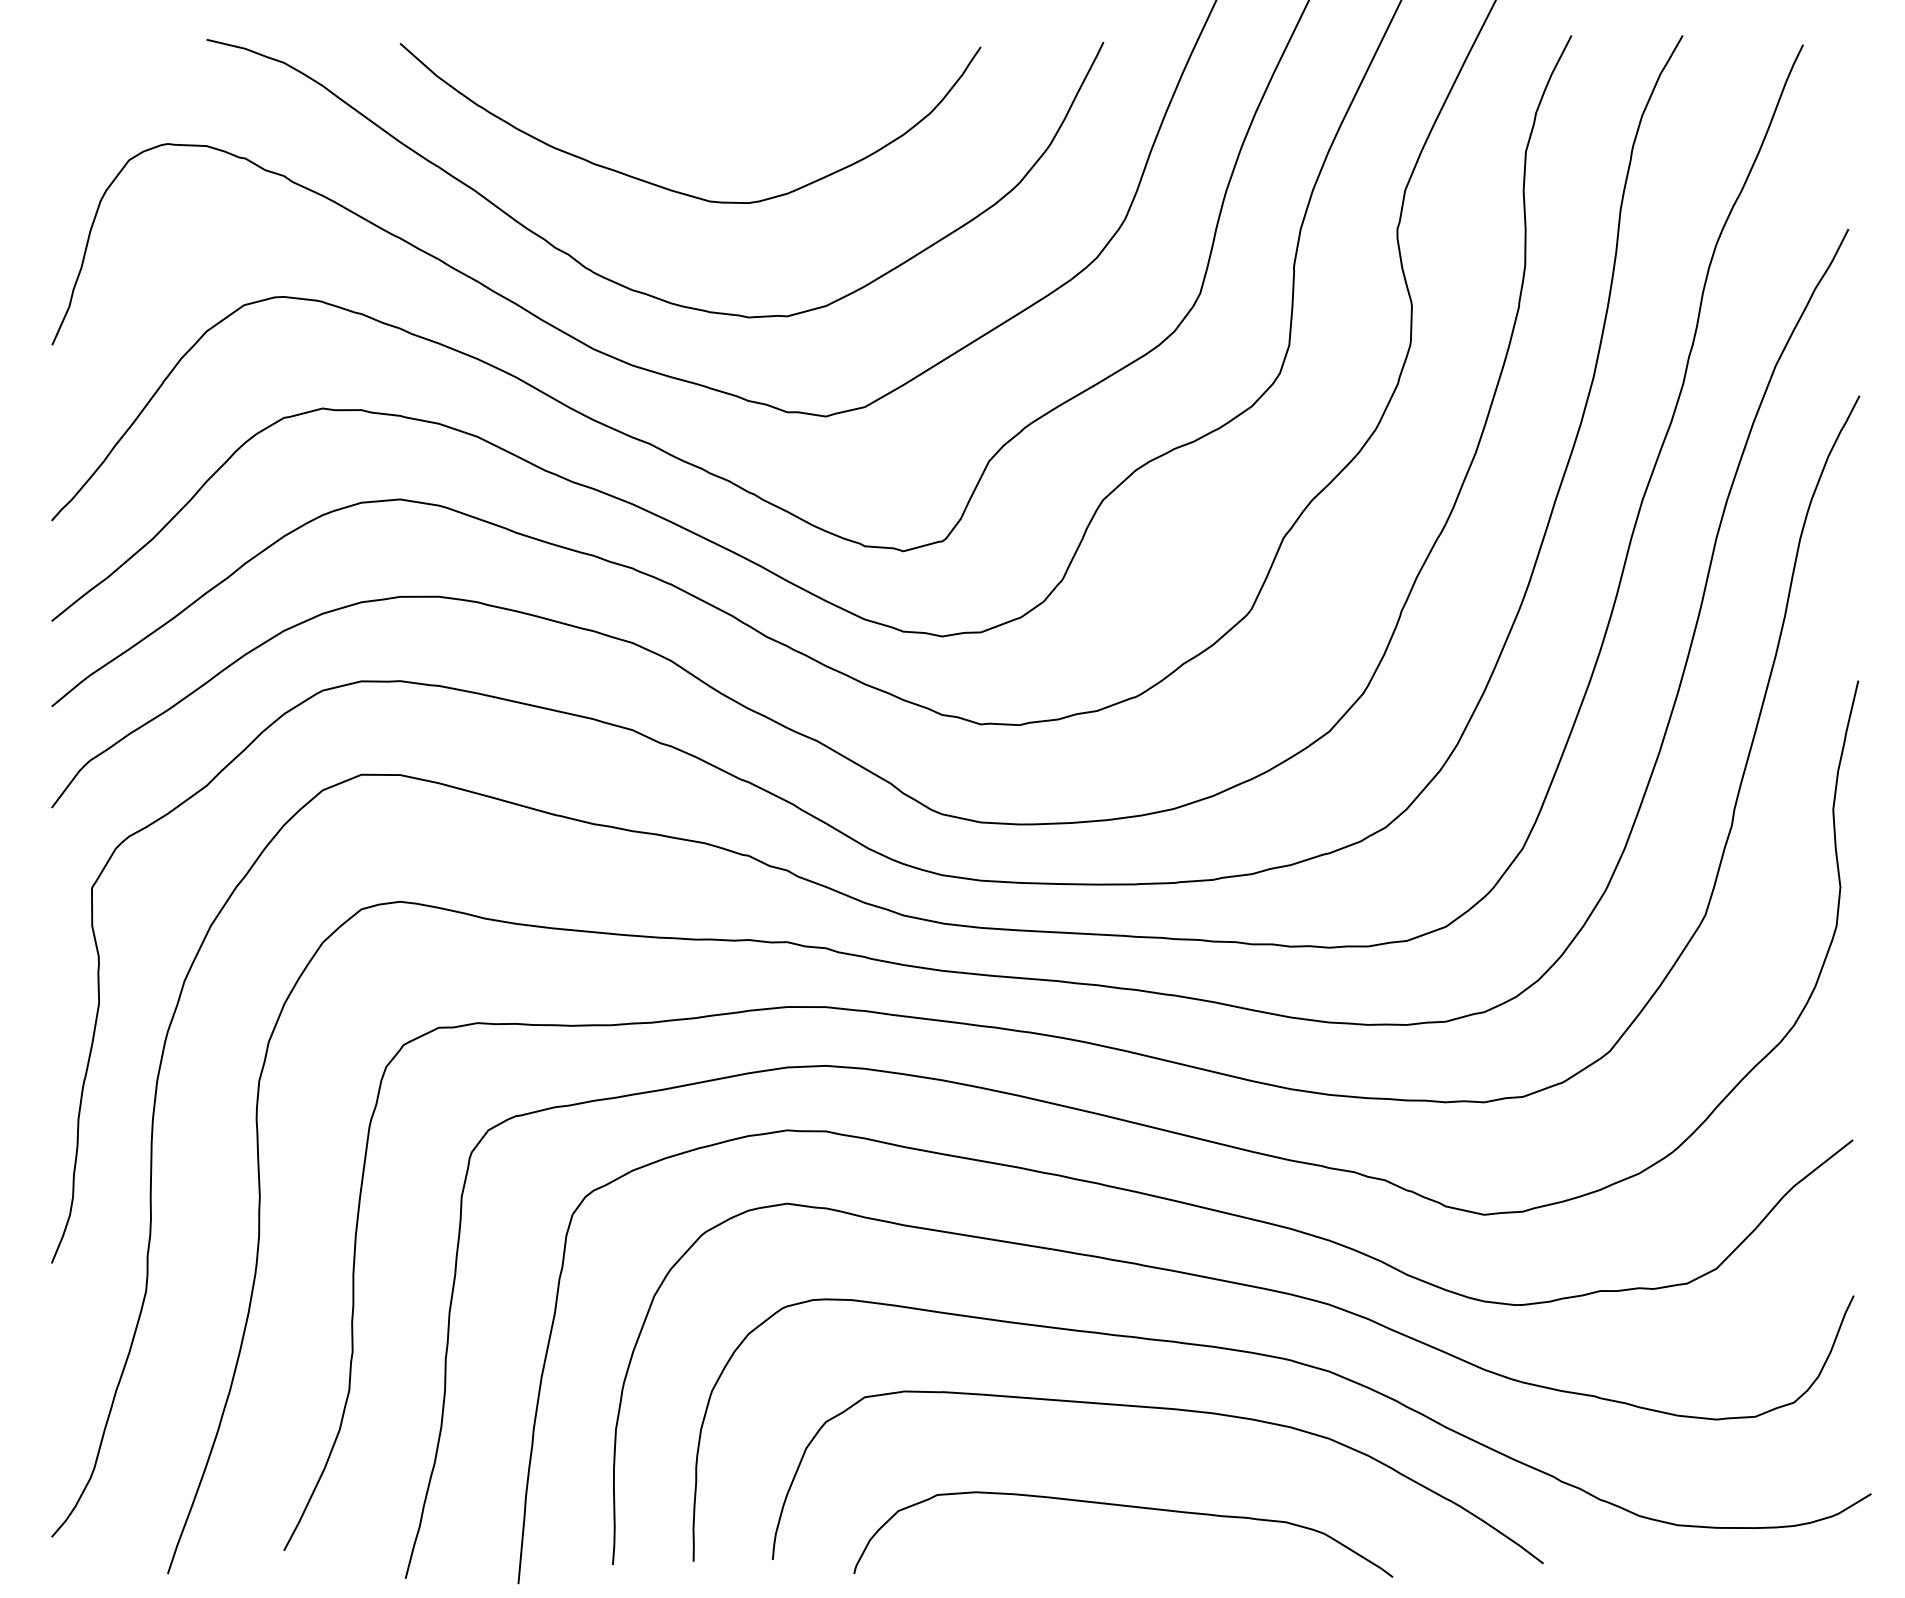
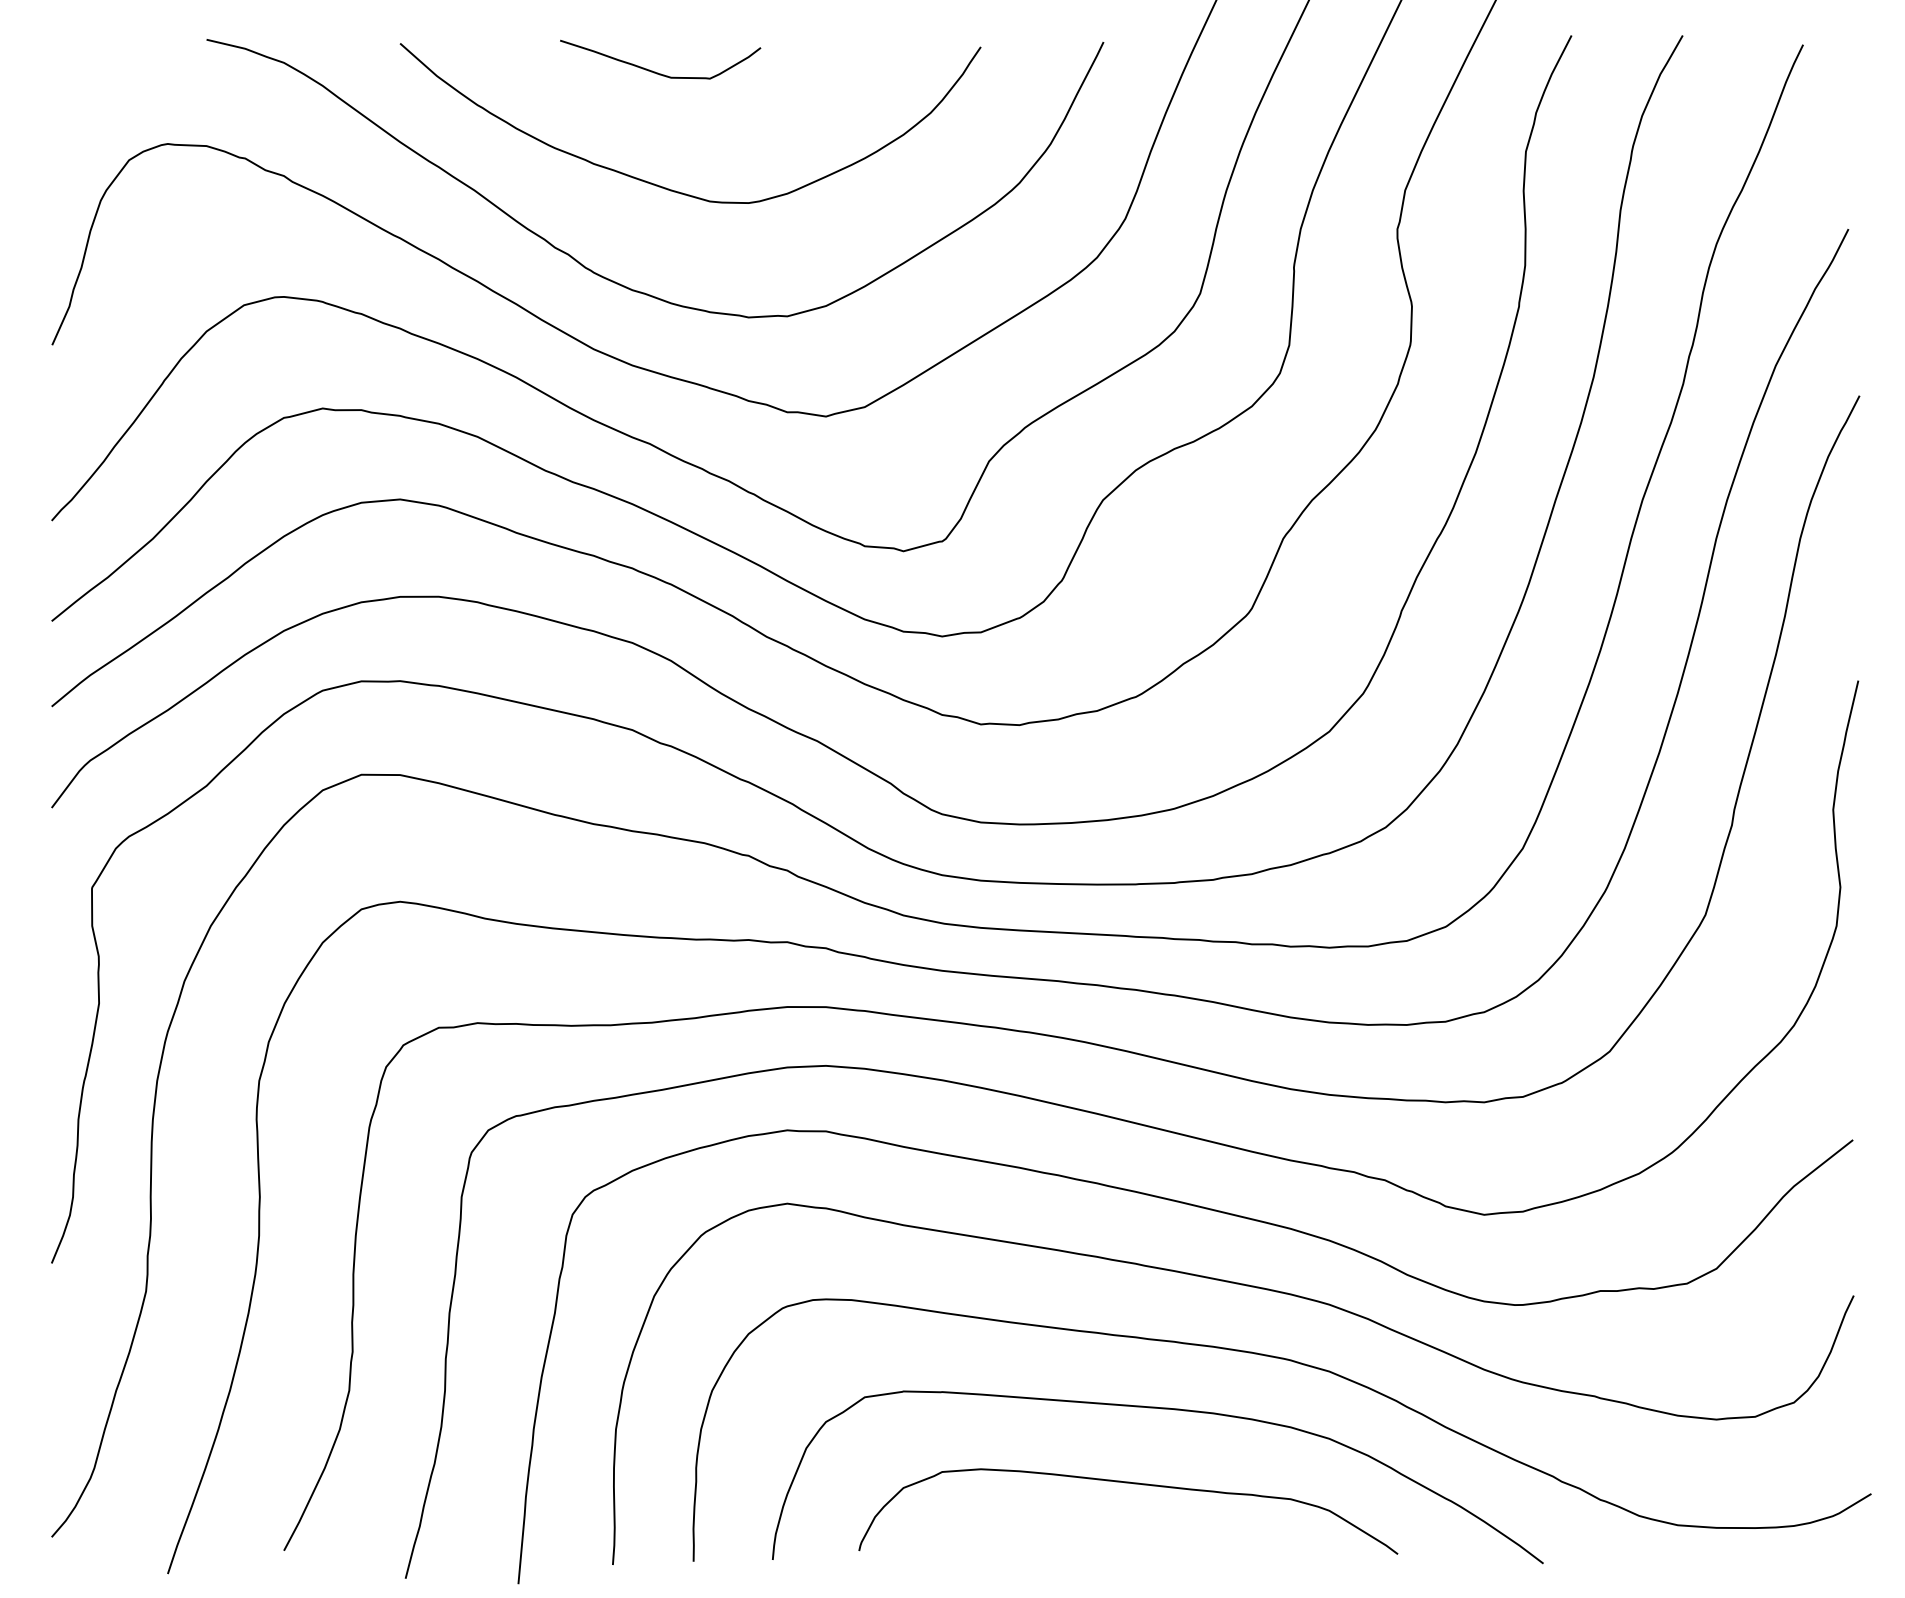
curve: none -> present (655, 71)
curve position: (1128, 1507) -> (1133, 1484) (1133, 1484)
